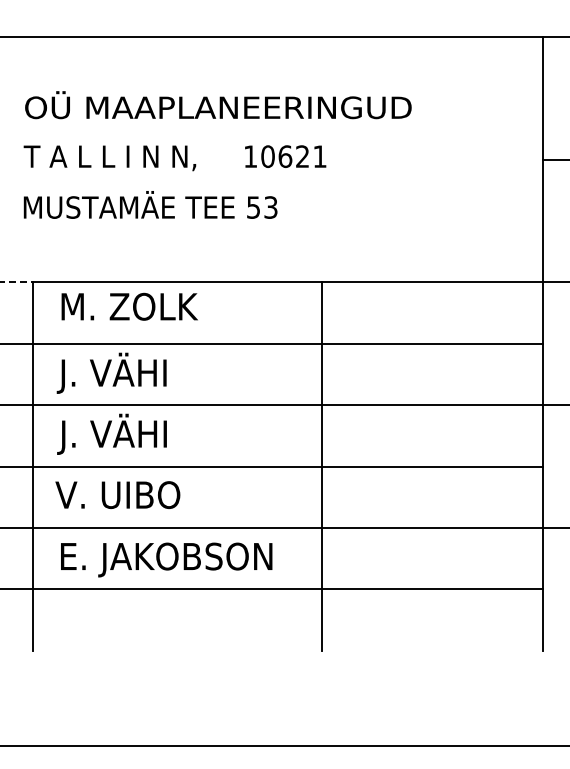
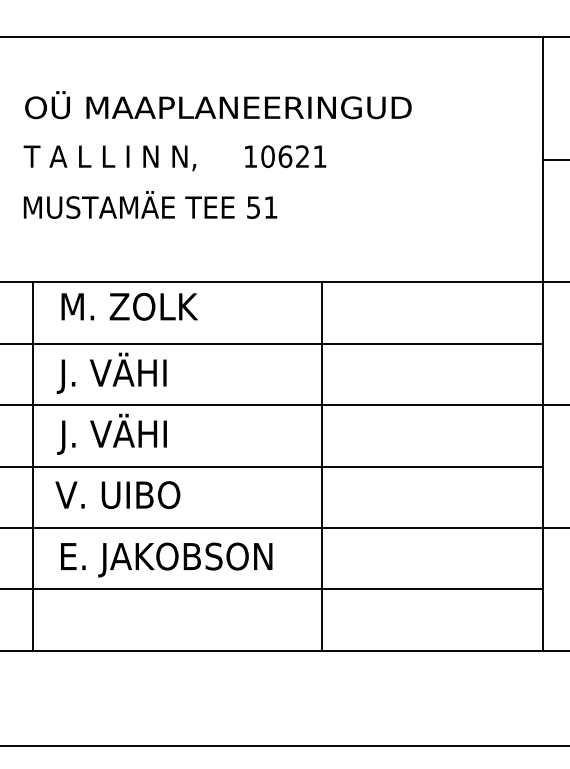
text: 53 -> 51 (270, 207)
line: dashed -> solid (17, 282)
line: none -> present (284, 650)
